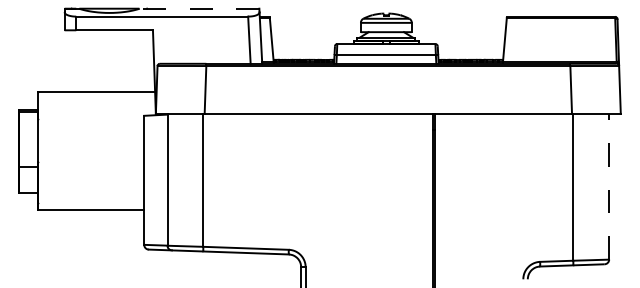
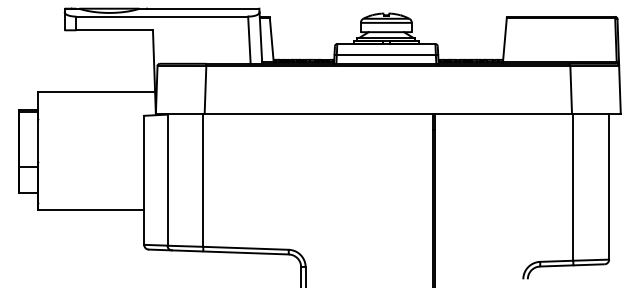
line: dashed -> solid (199, 8)
line: dashed -> solid (609, 186)
